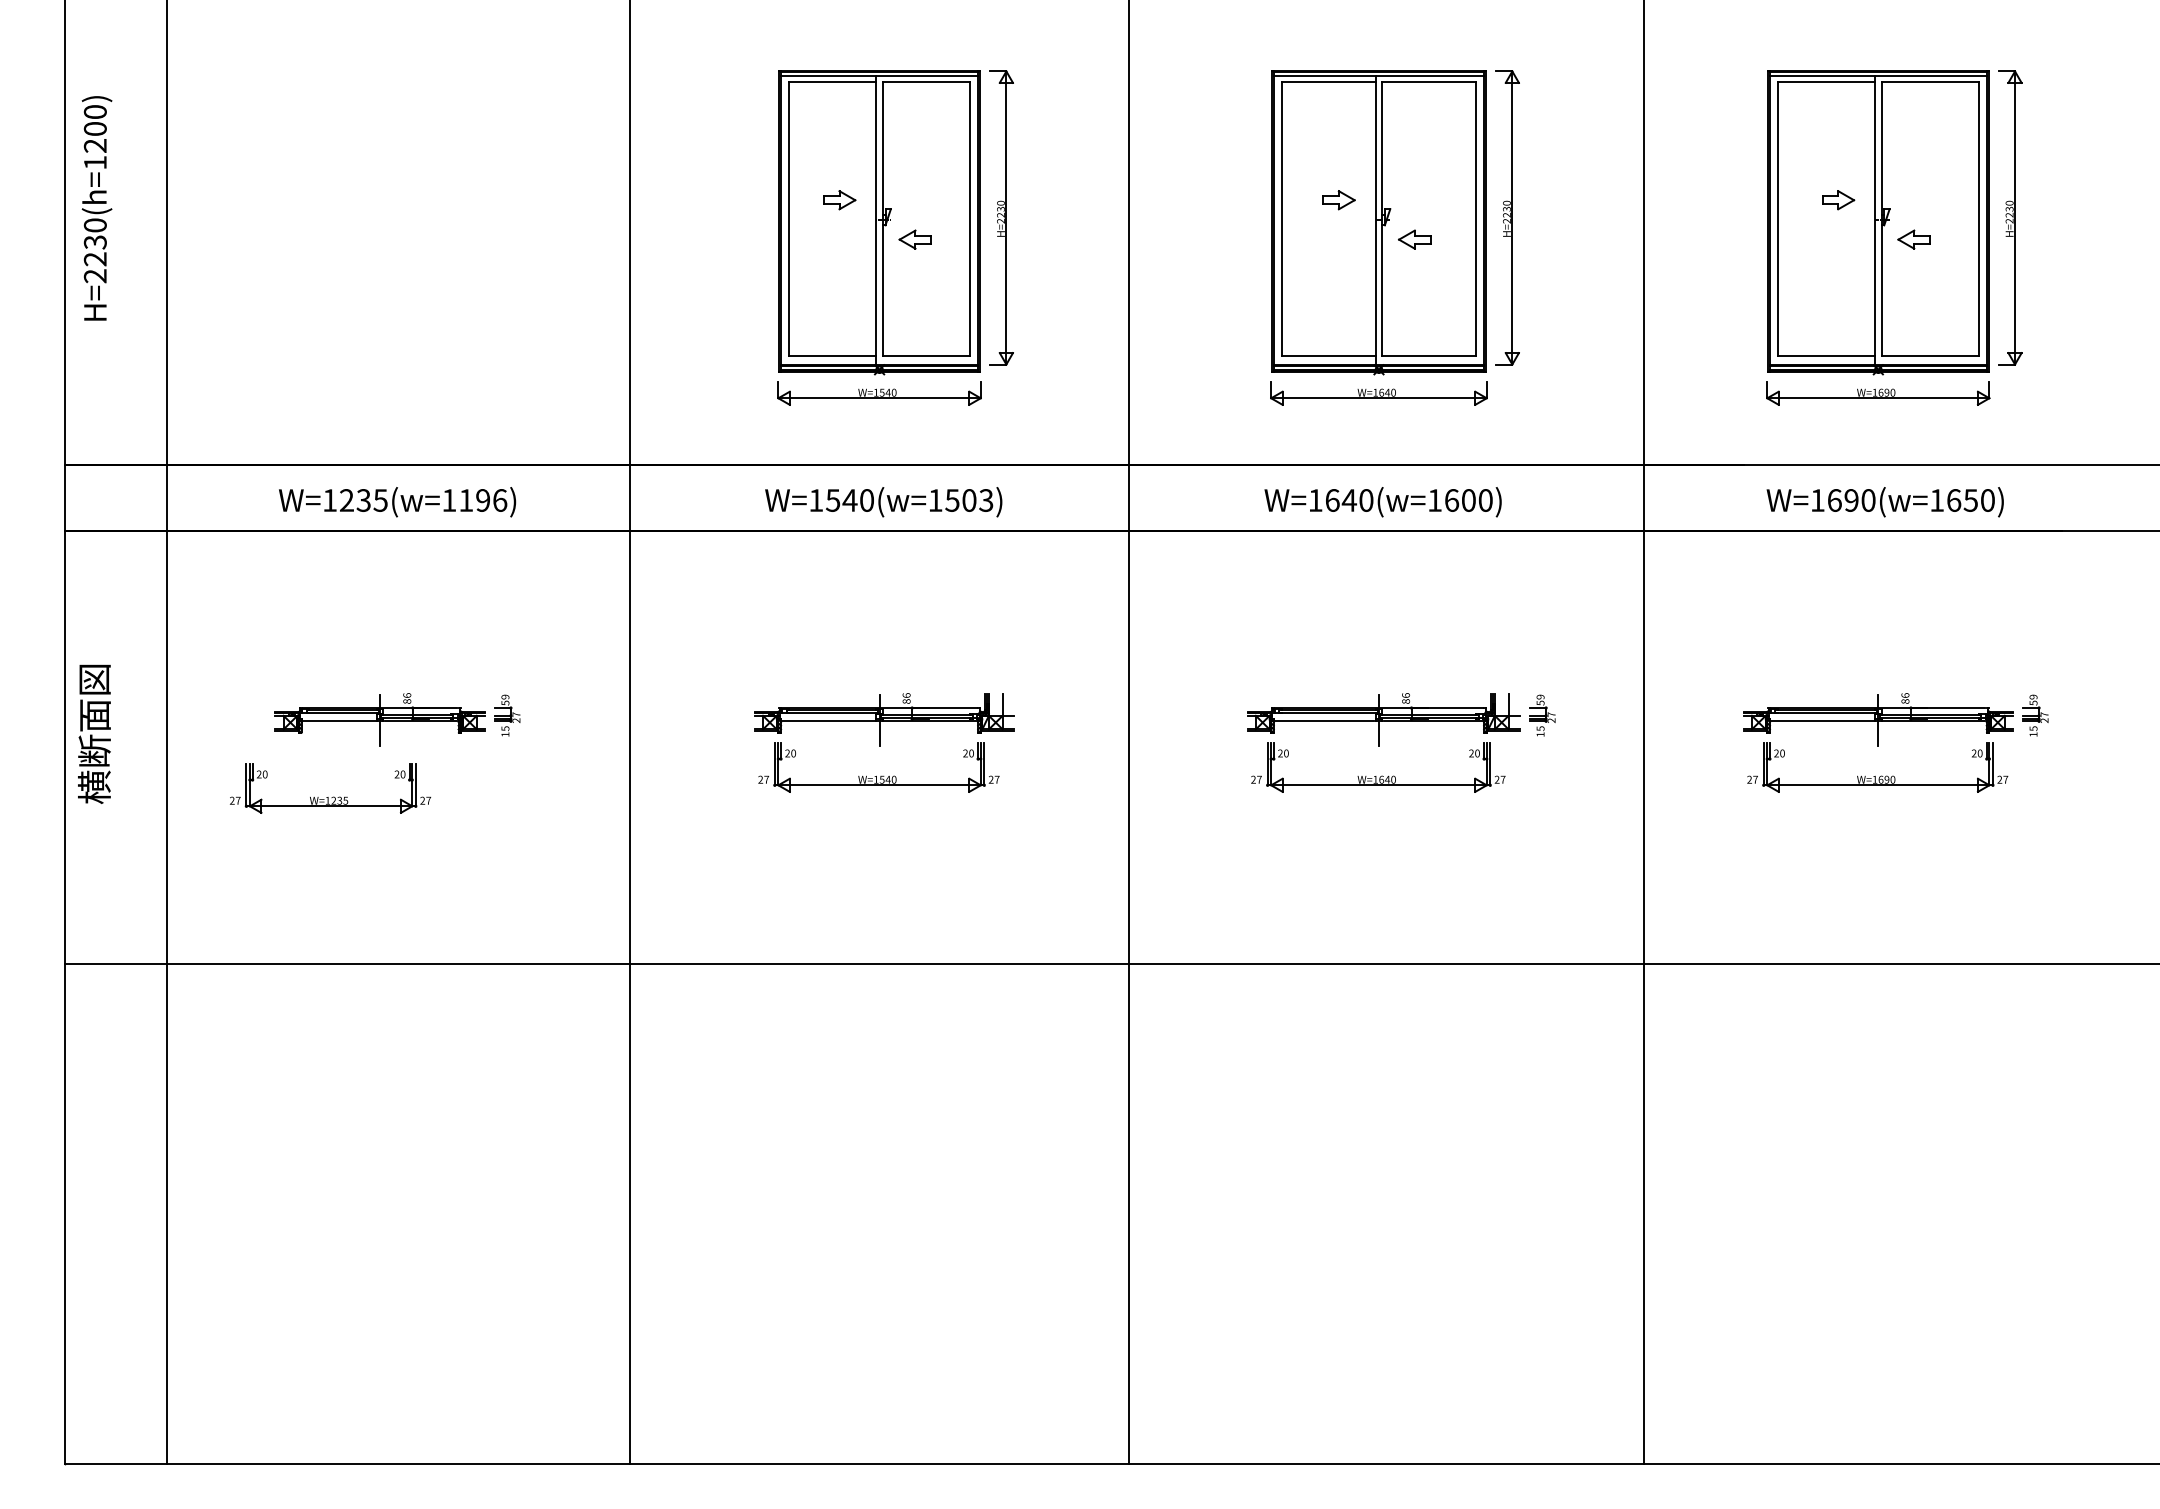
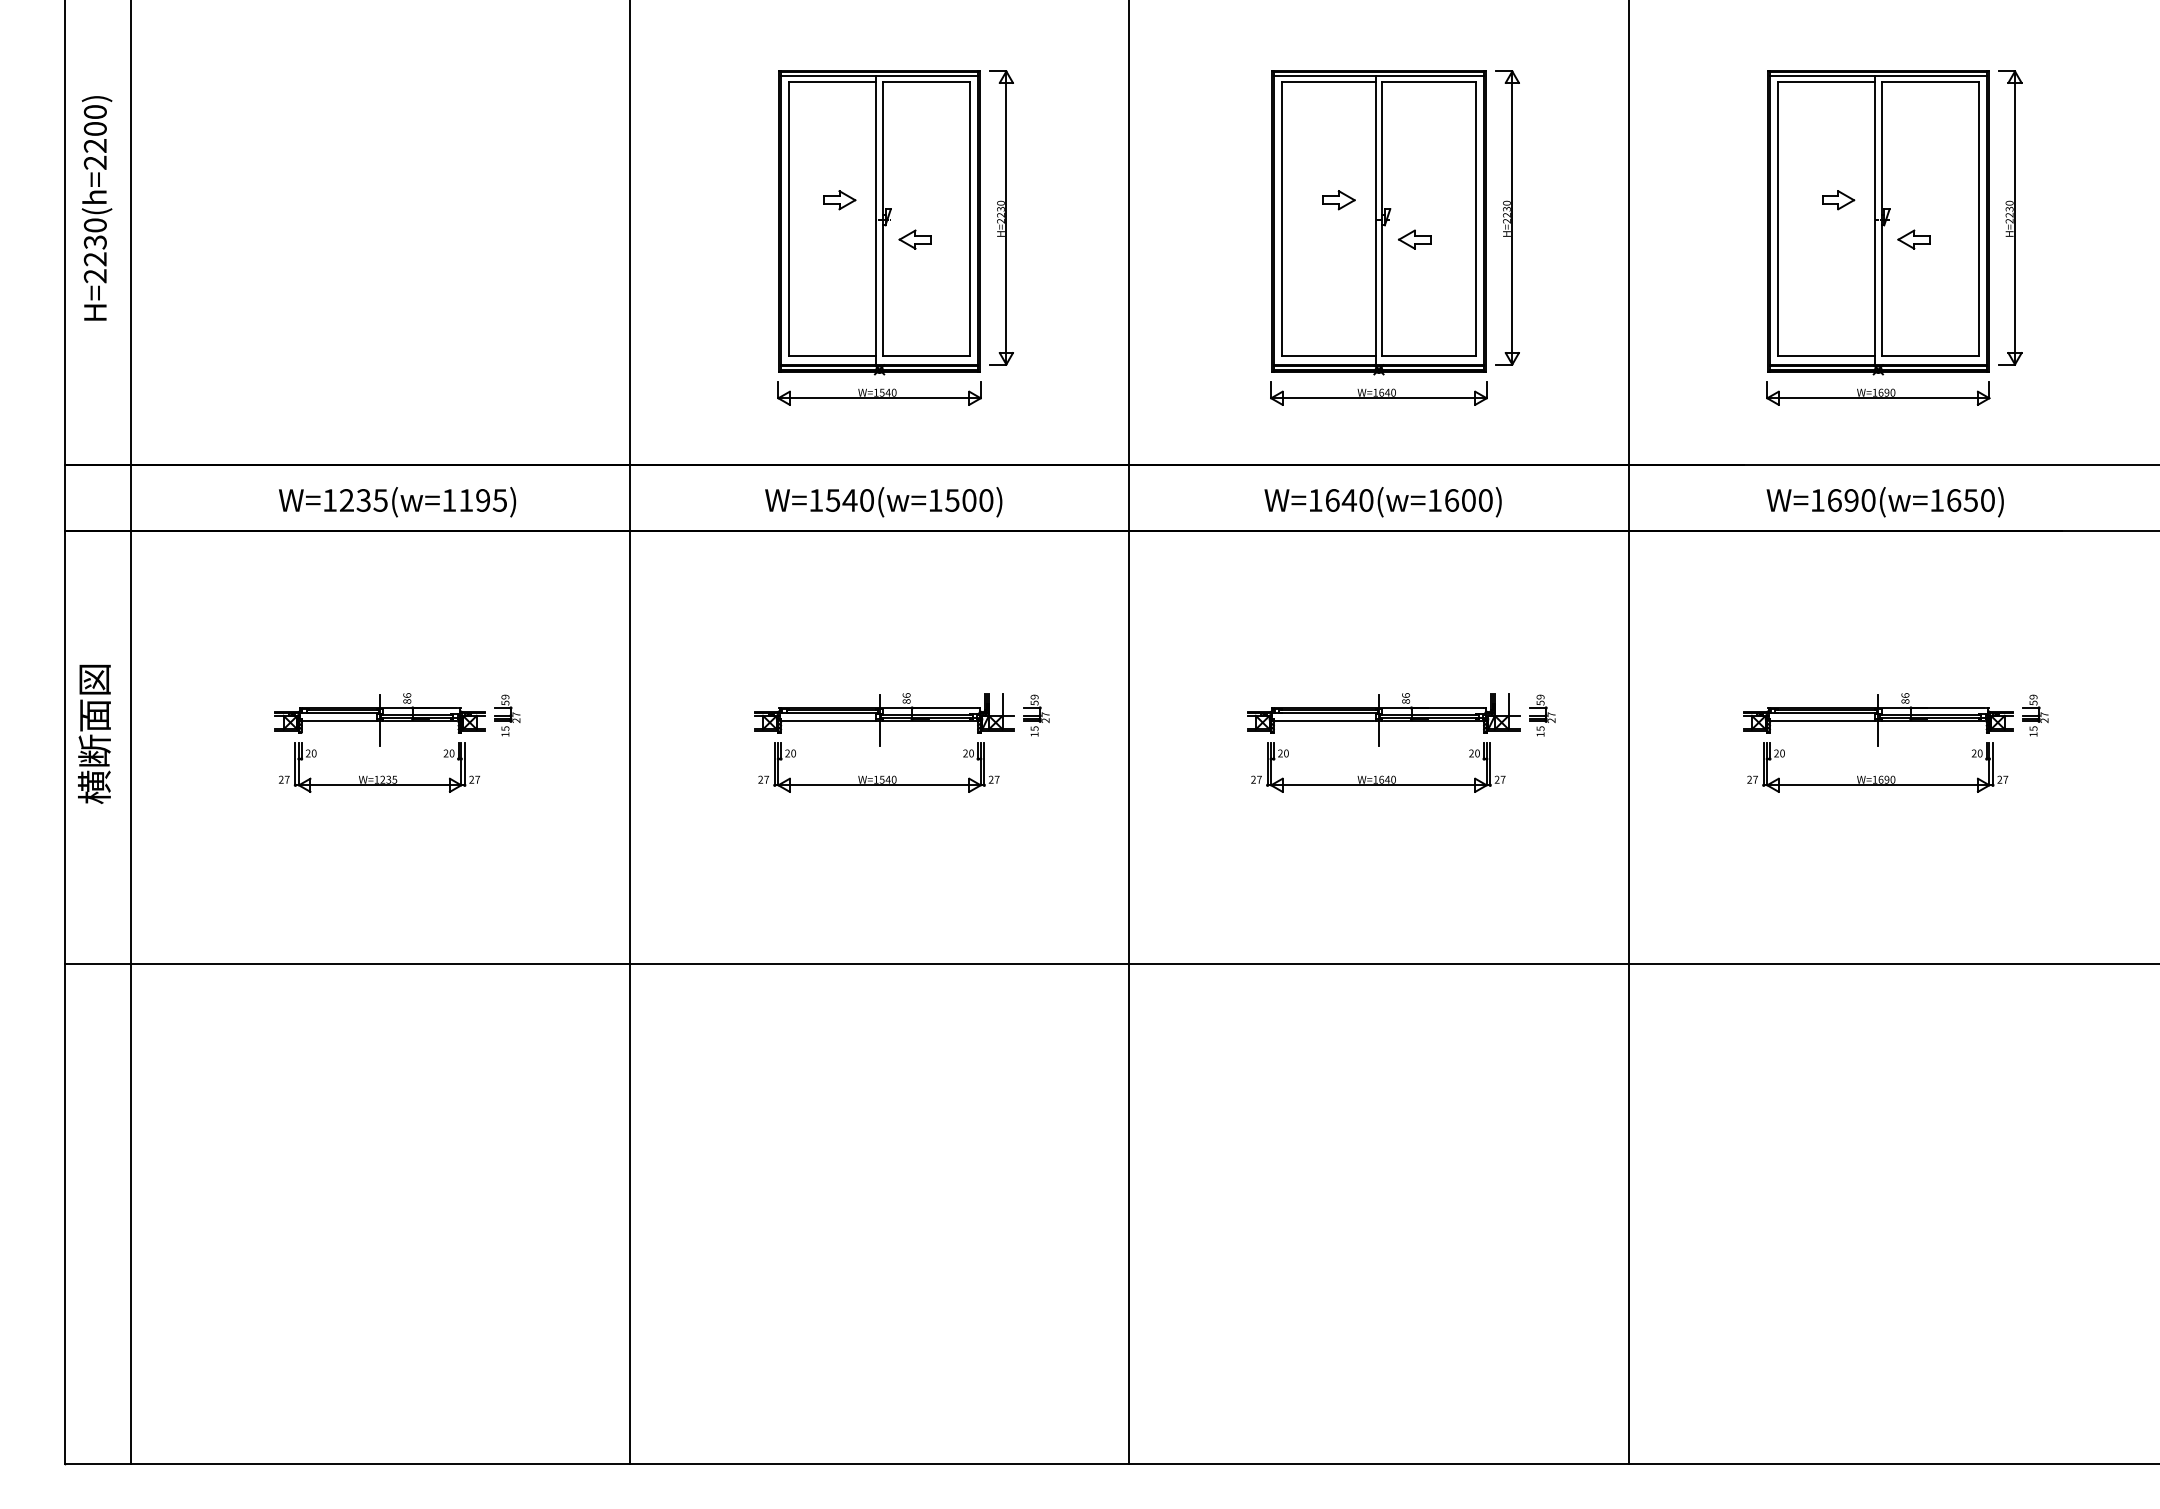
text: H=2230(h=1200) -> H=2230(h=2200) (94, 162)
text: W=1235(w=1196) -> W=1235(w=1195) (499, 500)
text: W=1540(w=1503) -> W=1540(w=1500) (986, 500)
part: none -> present (1036, 715)
line position: (166, 732) -> (130, 732) (130, 732)
line position: (1643, 732) -> (1628, 732) (1628, 732)
part position: (333, 796) -> (382, 775) (382, 775)
